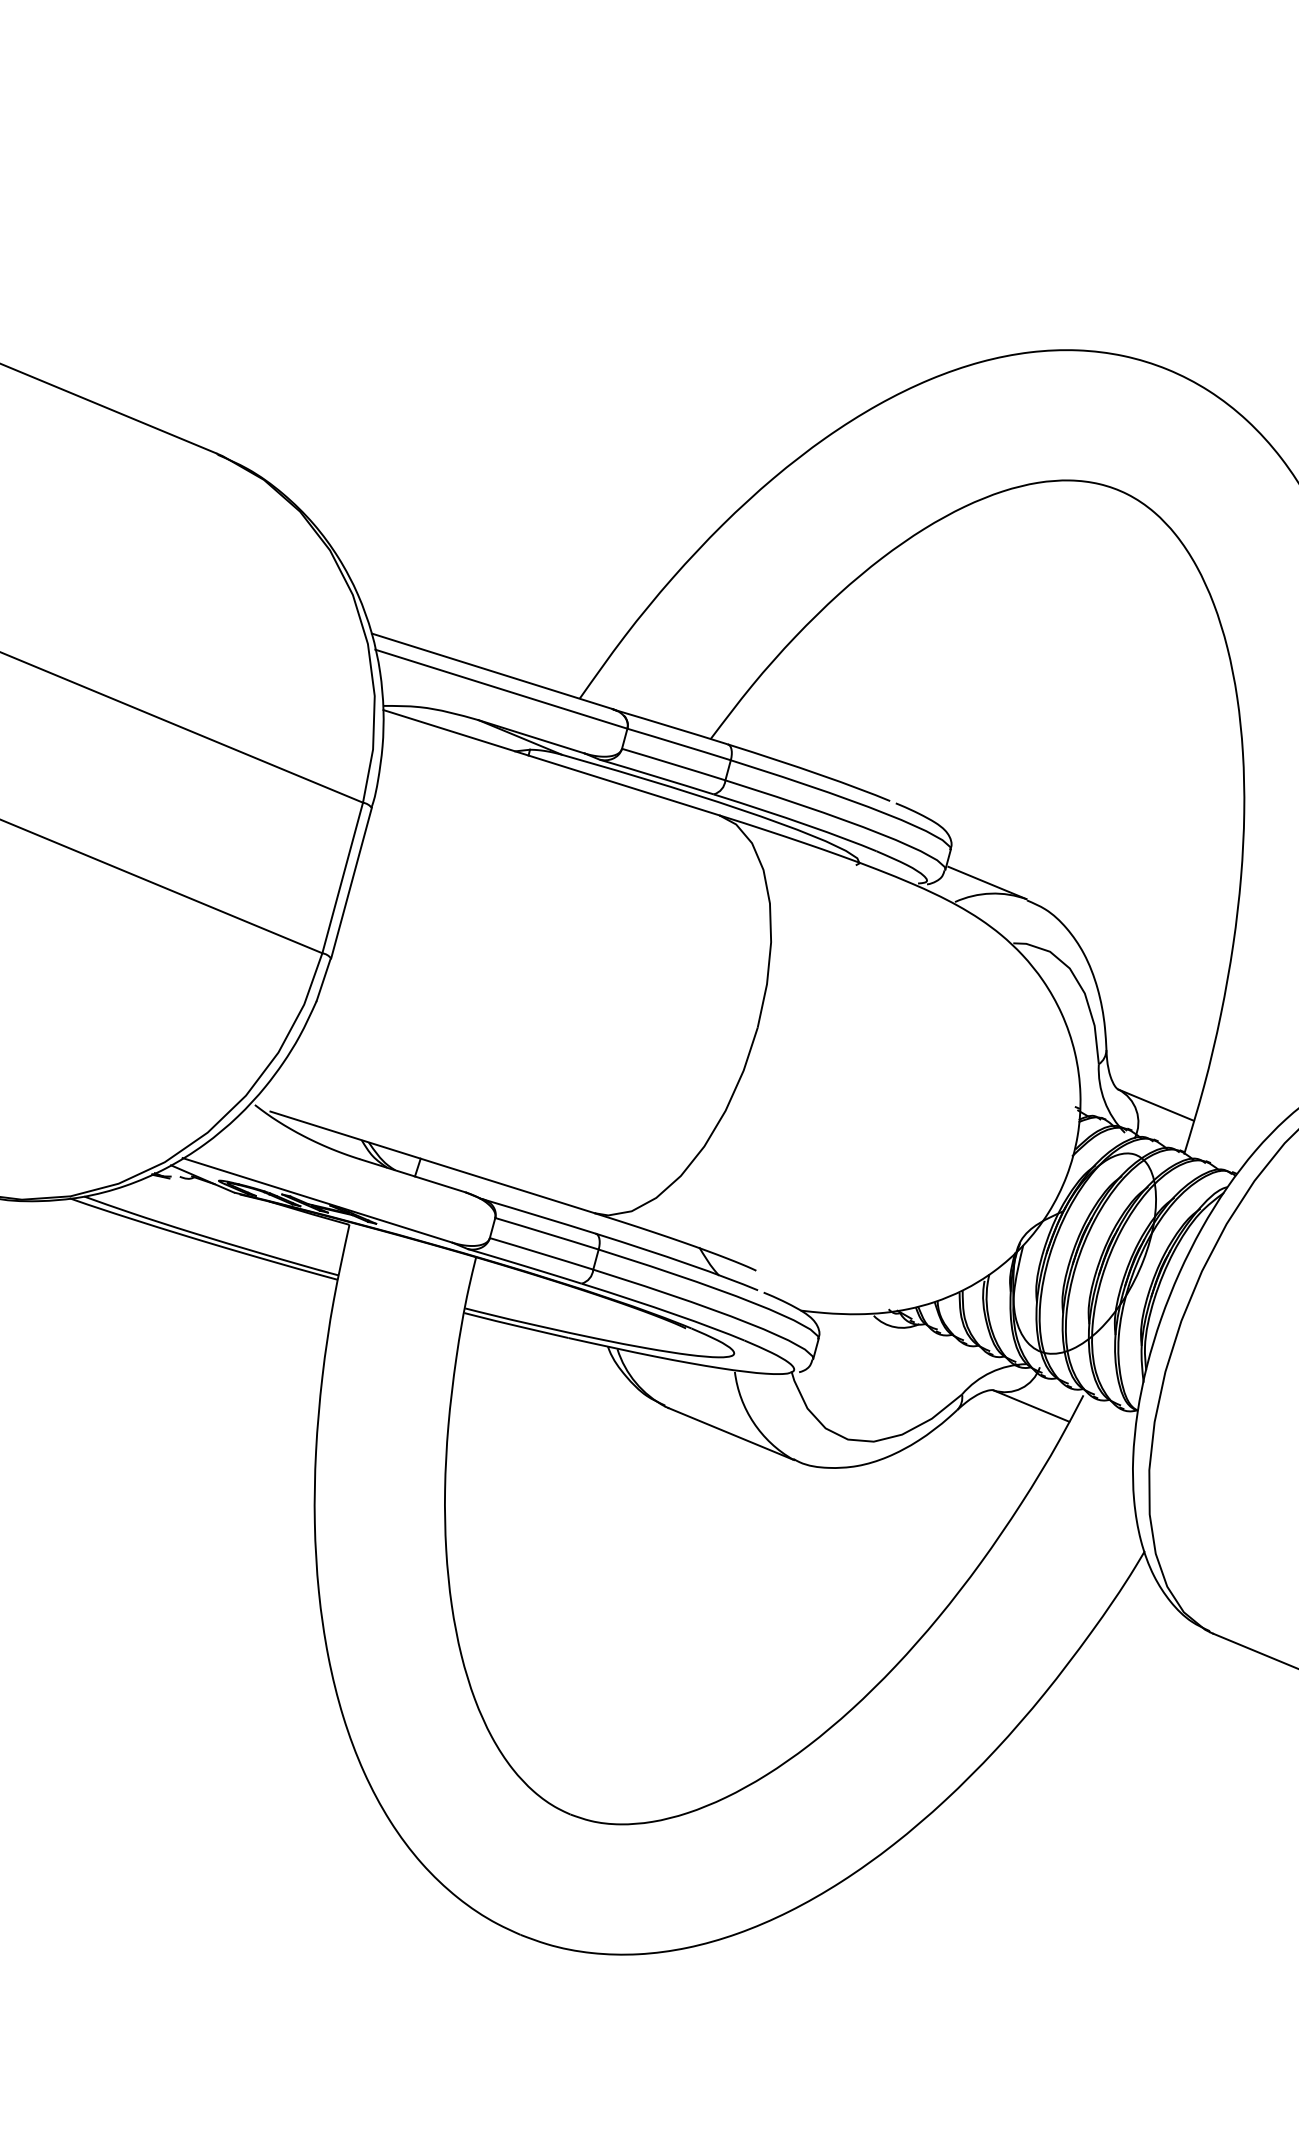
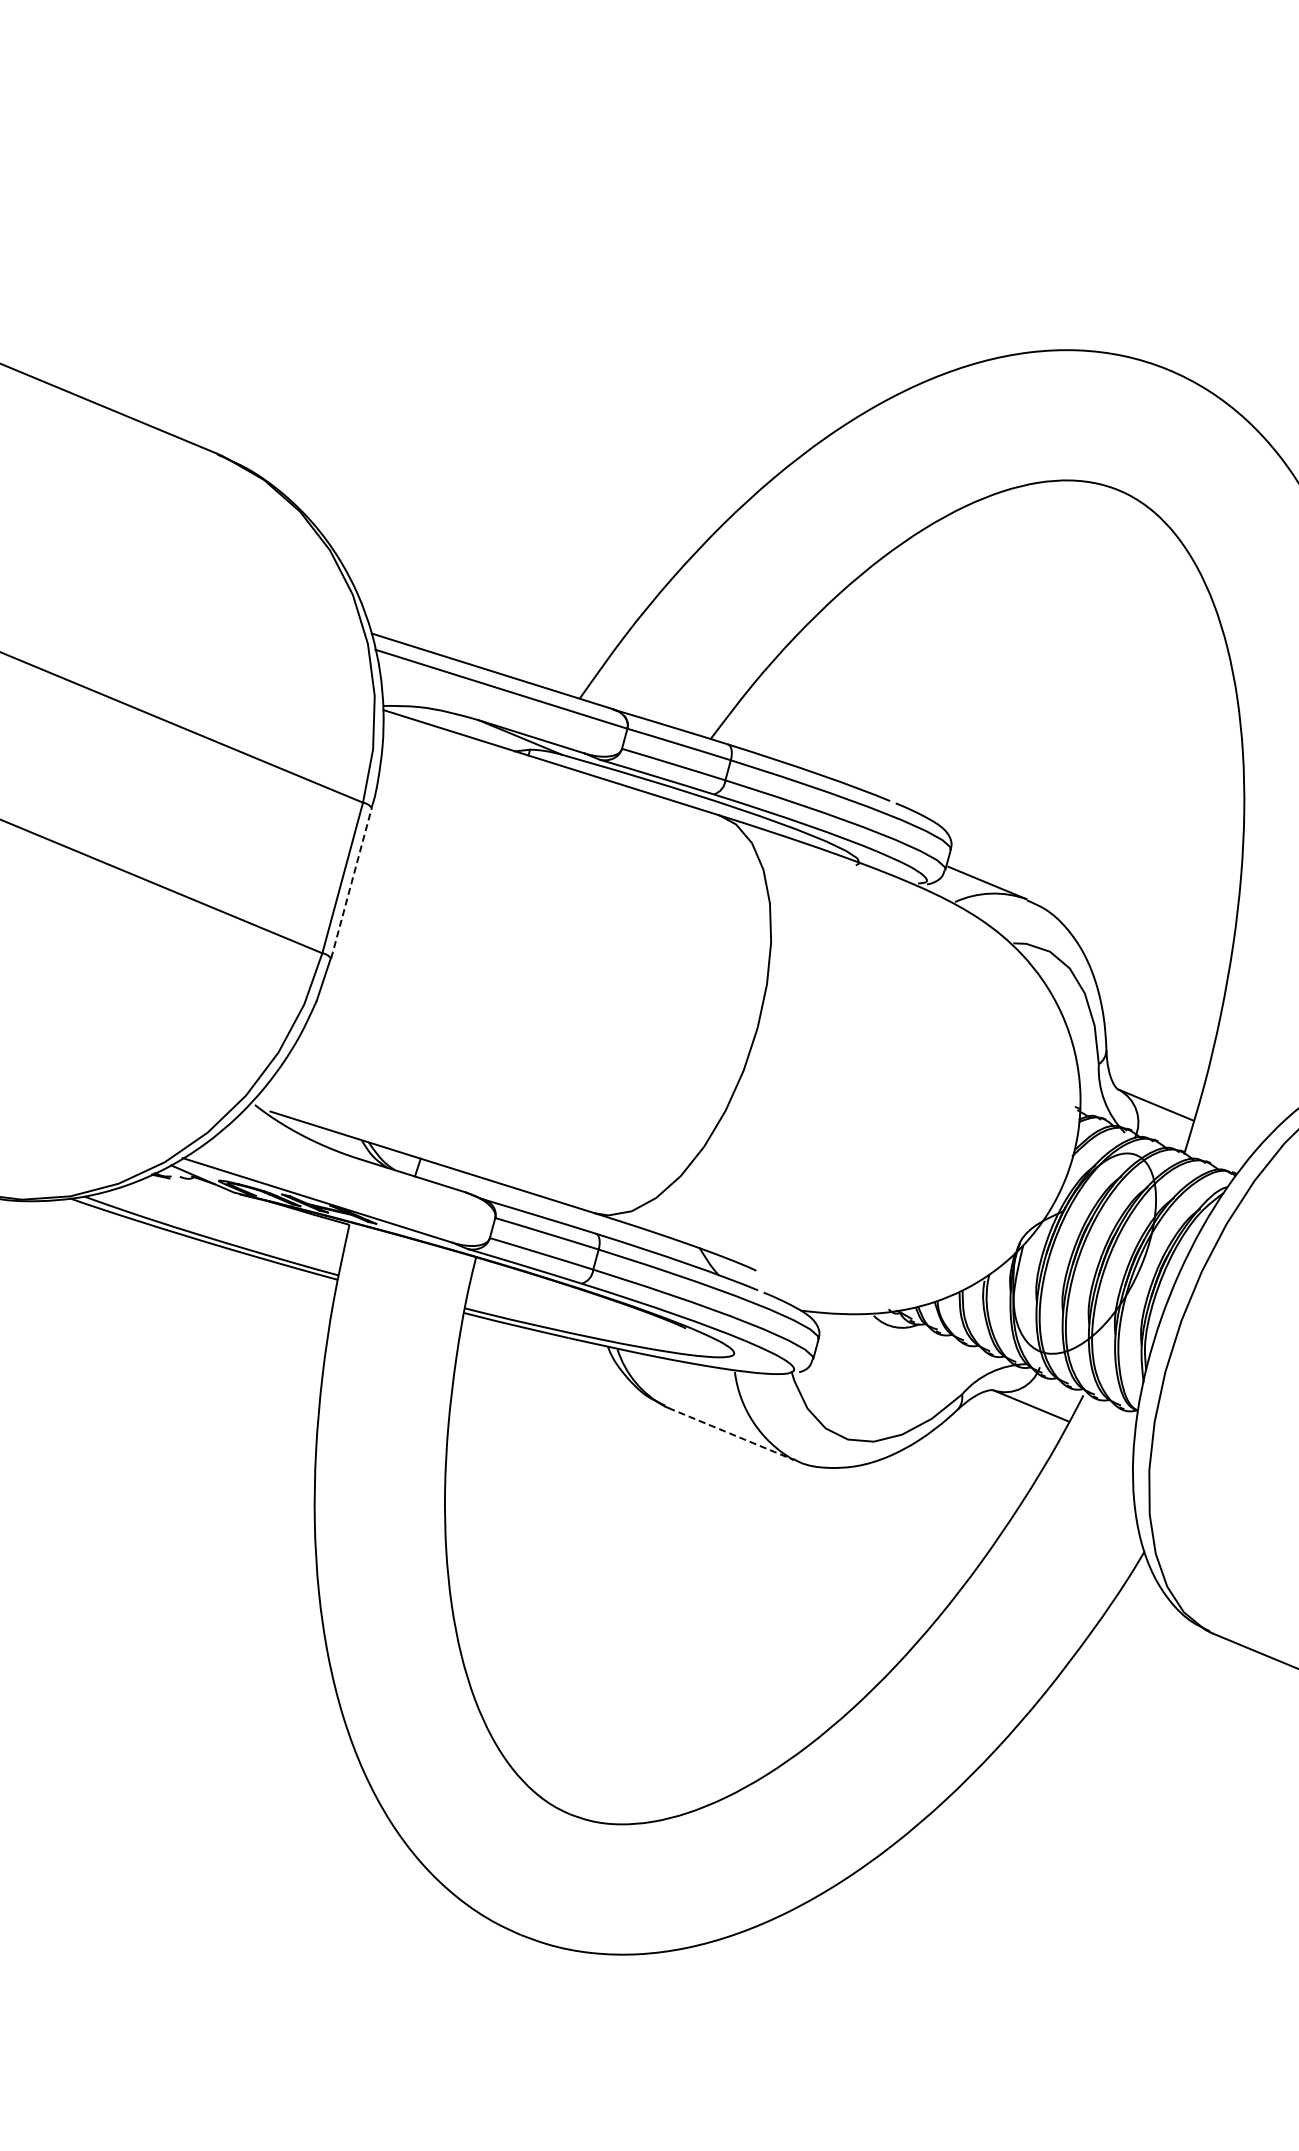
line: solid -> dashed (351, 883)
line: solid -> dashed (731, 1434)
